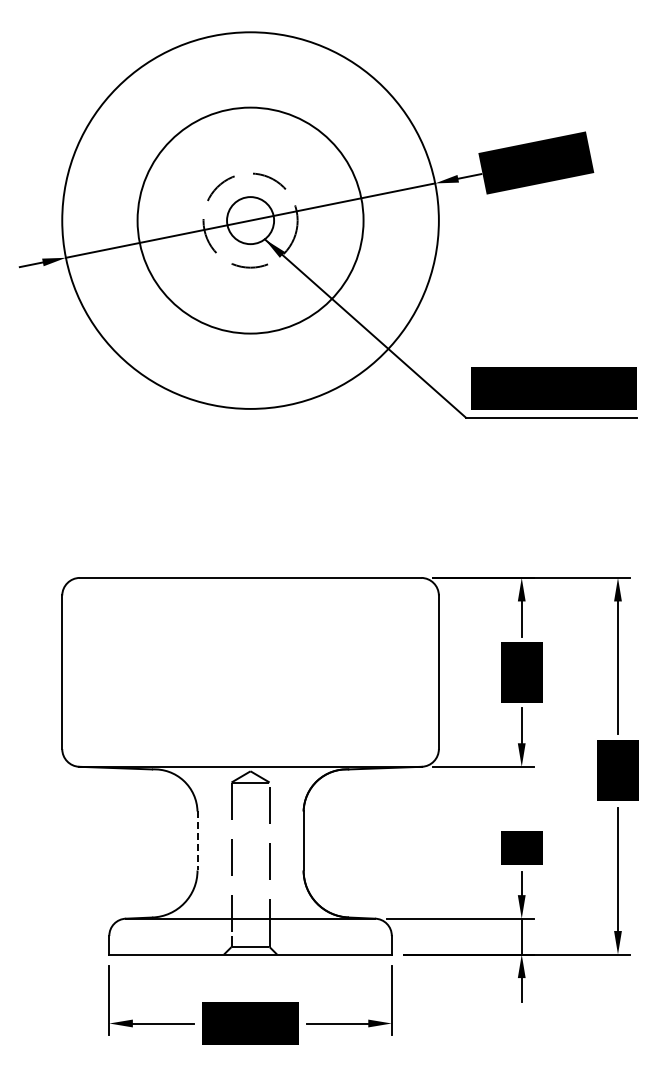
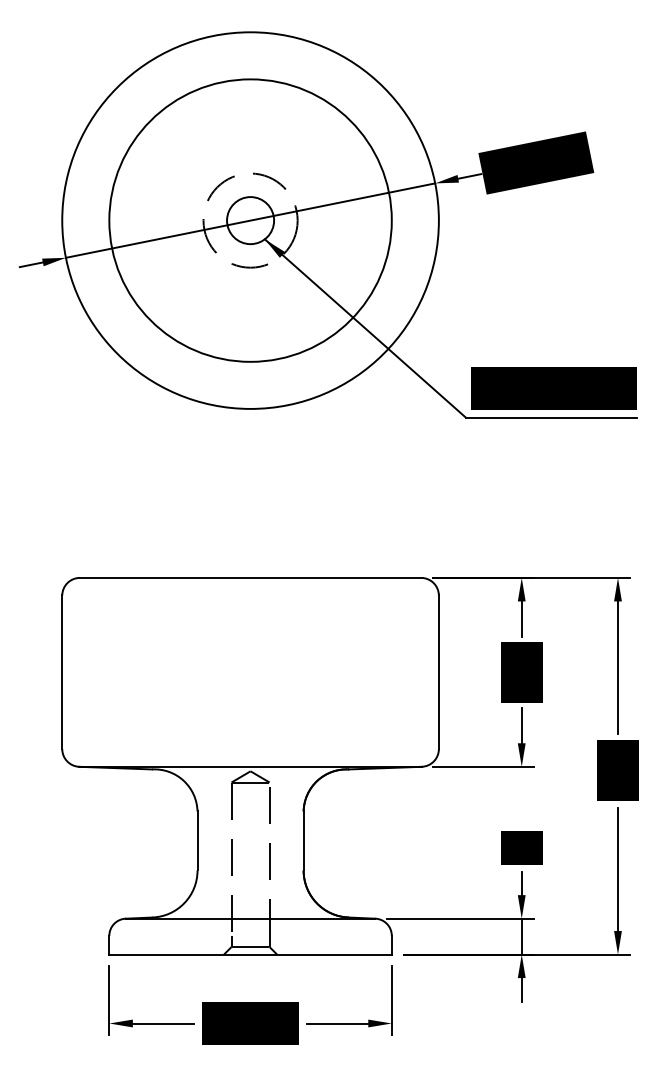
circle diameter: 226 px -> 282 px (250, 220)
line: dashed -> solid (197, 840)
